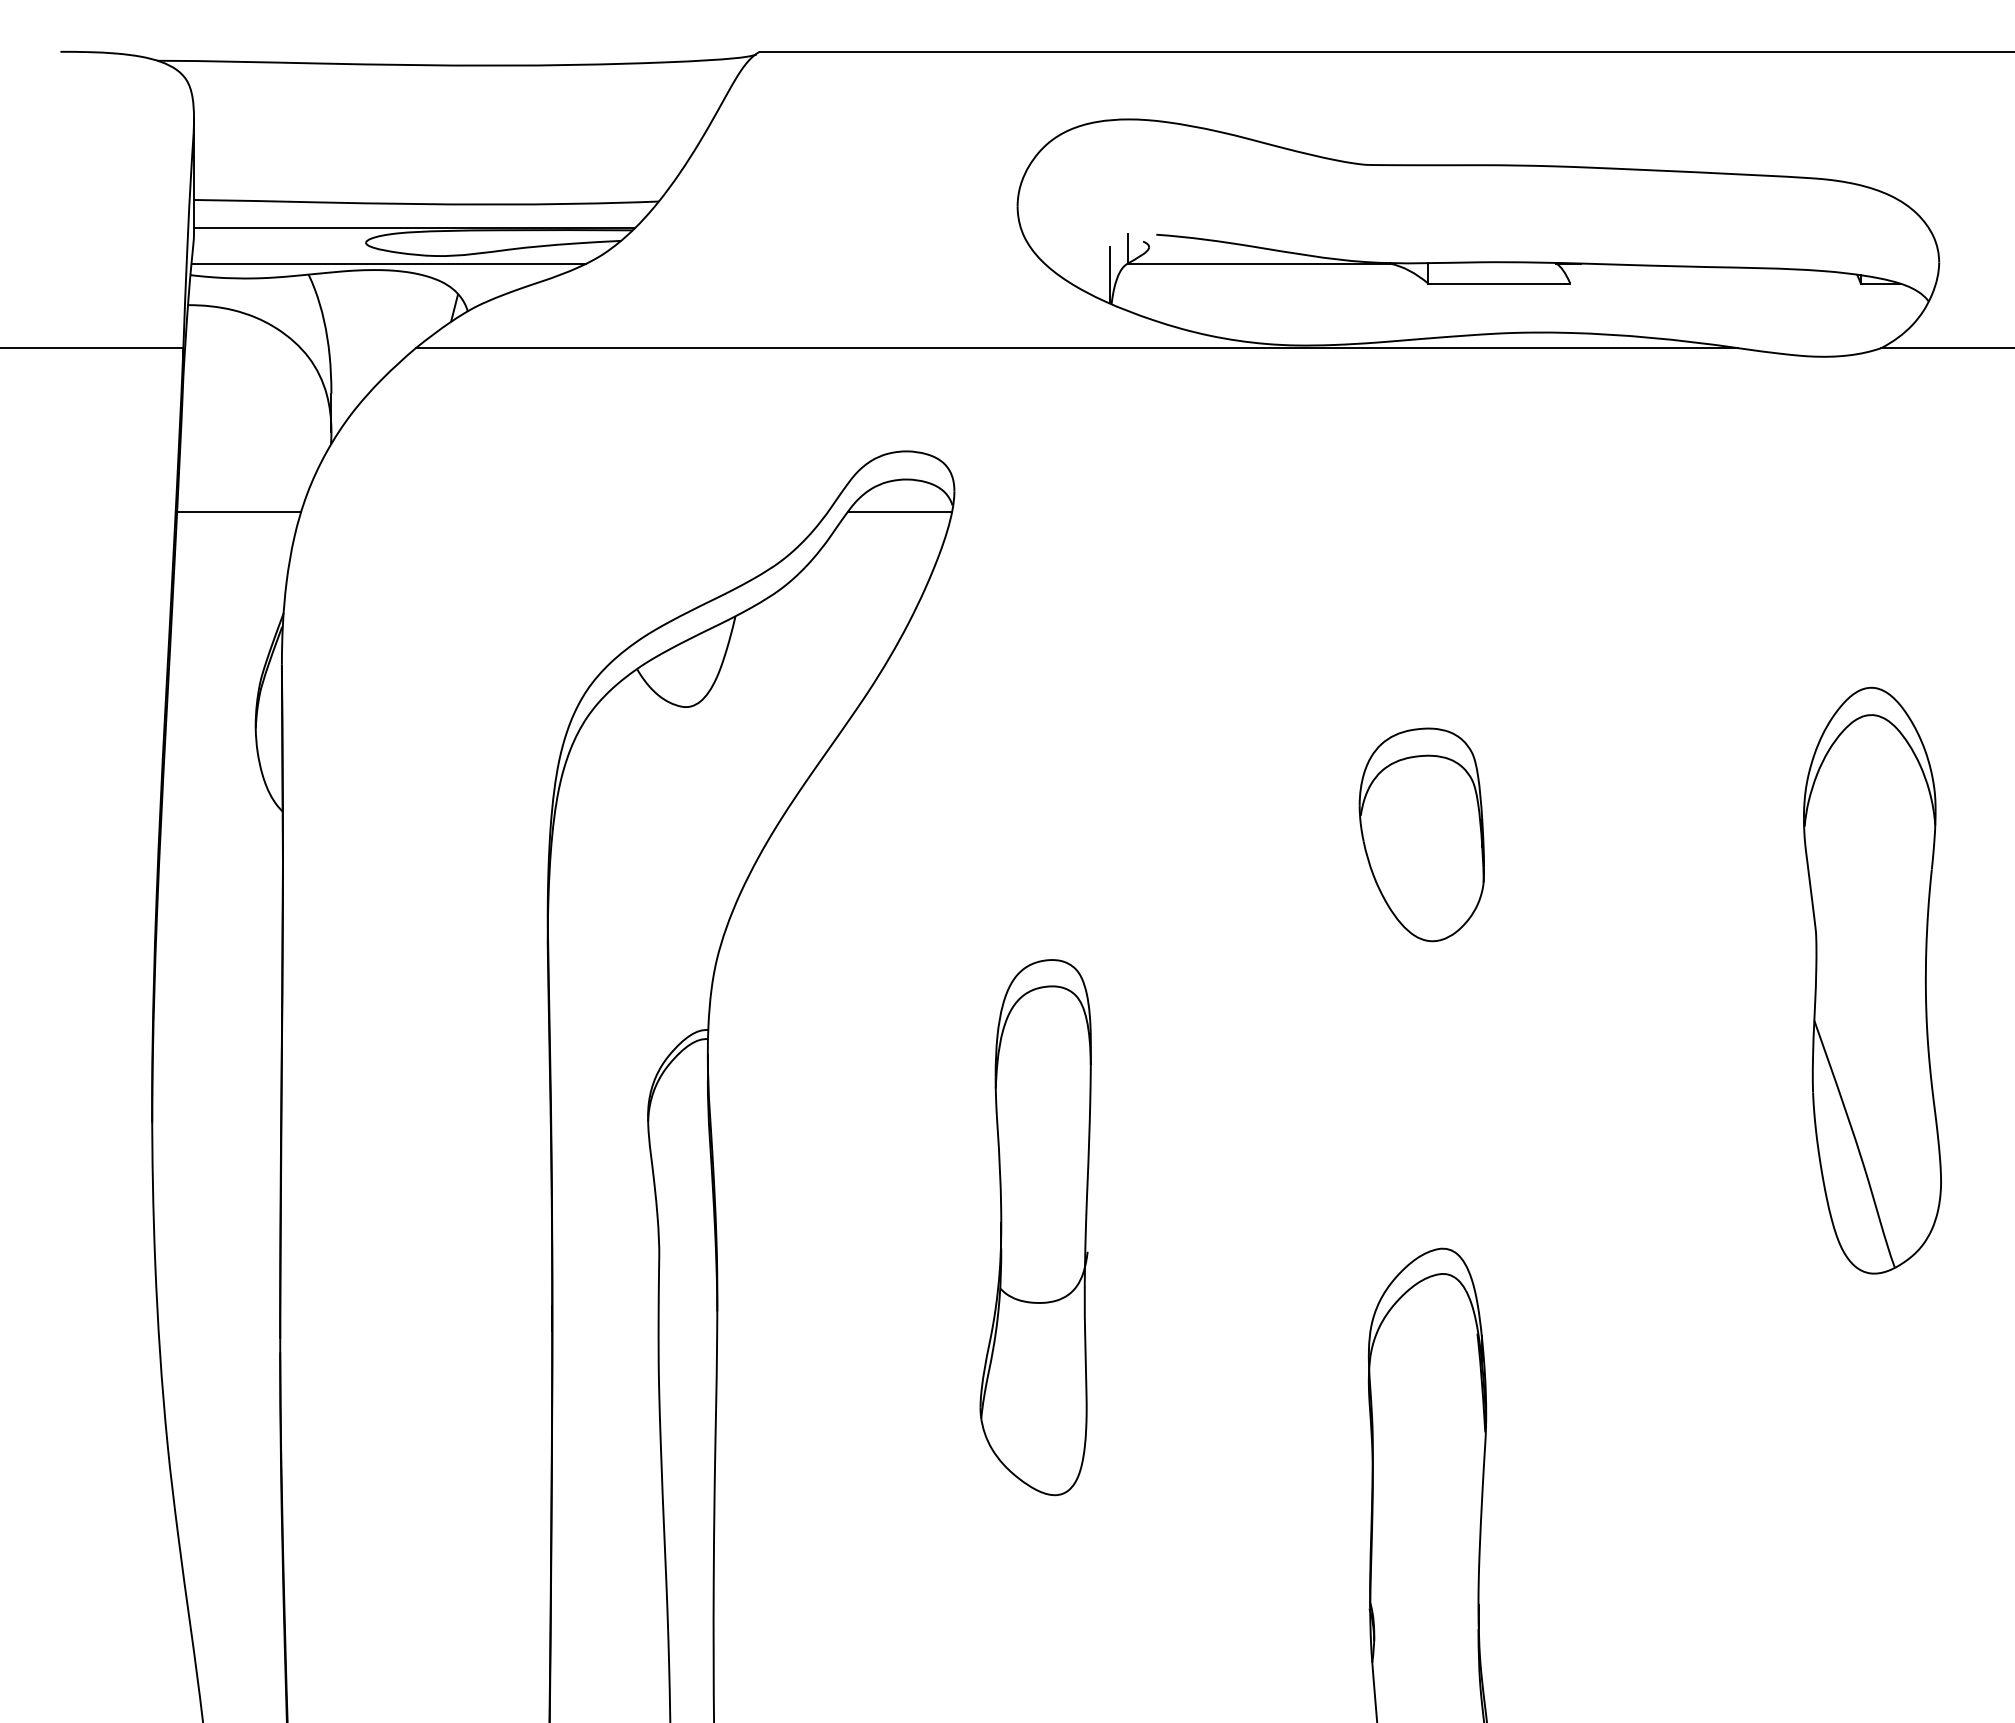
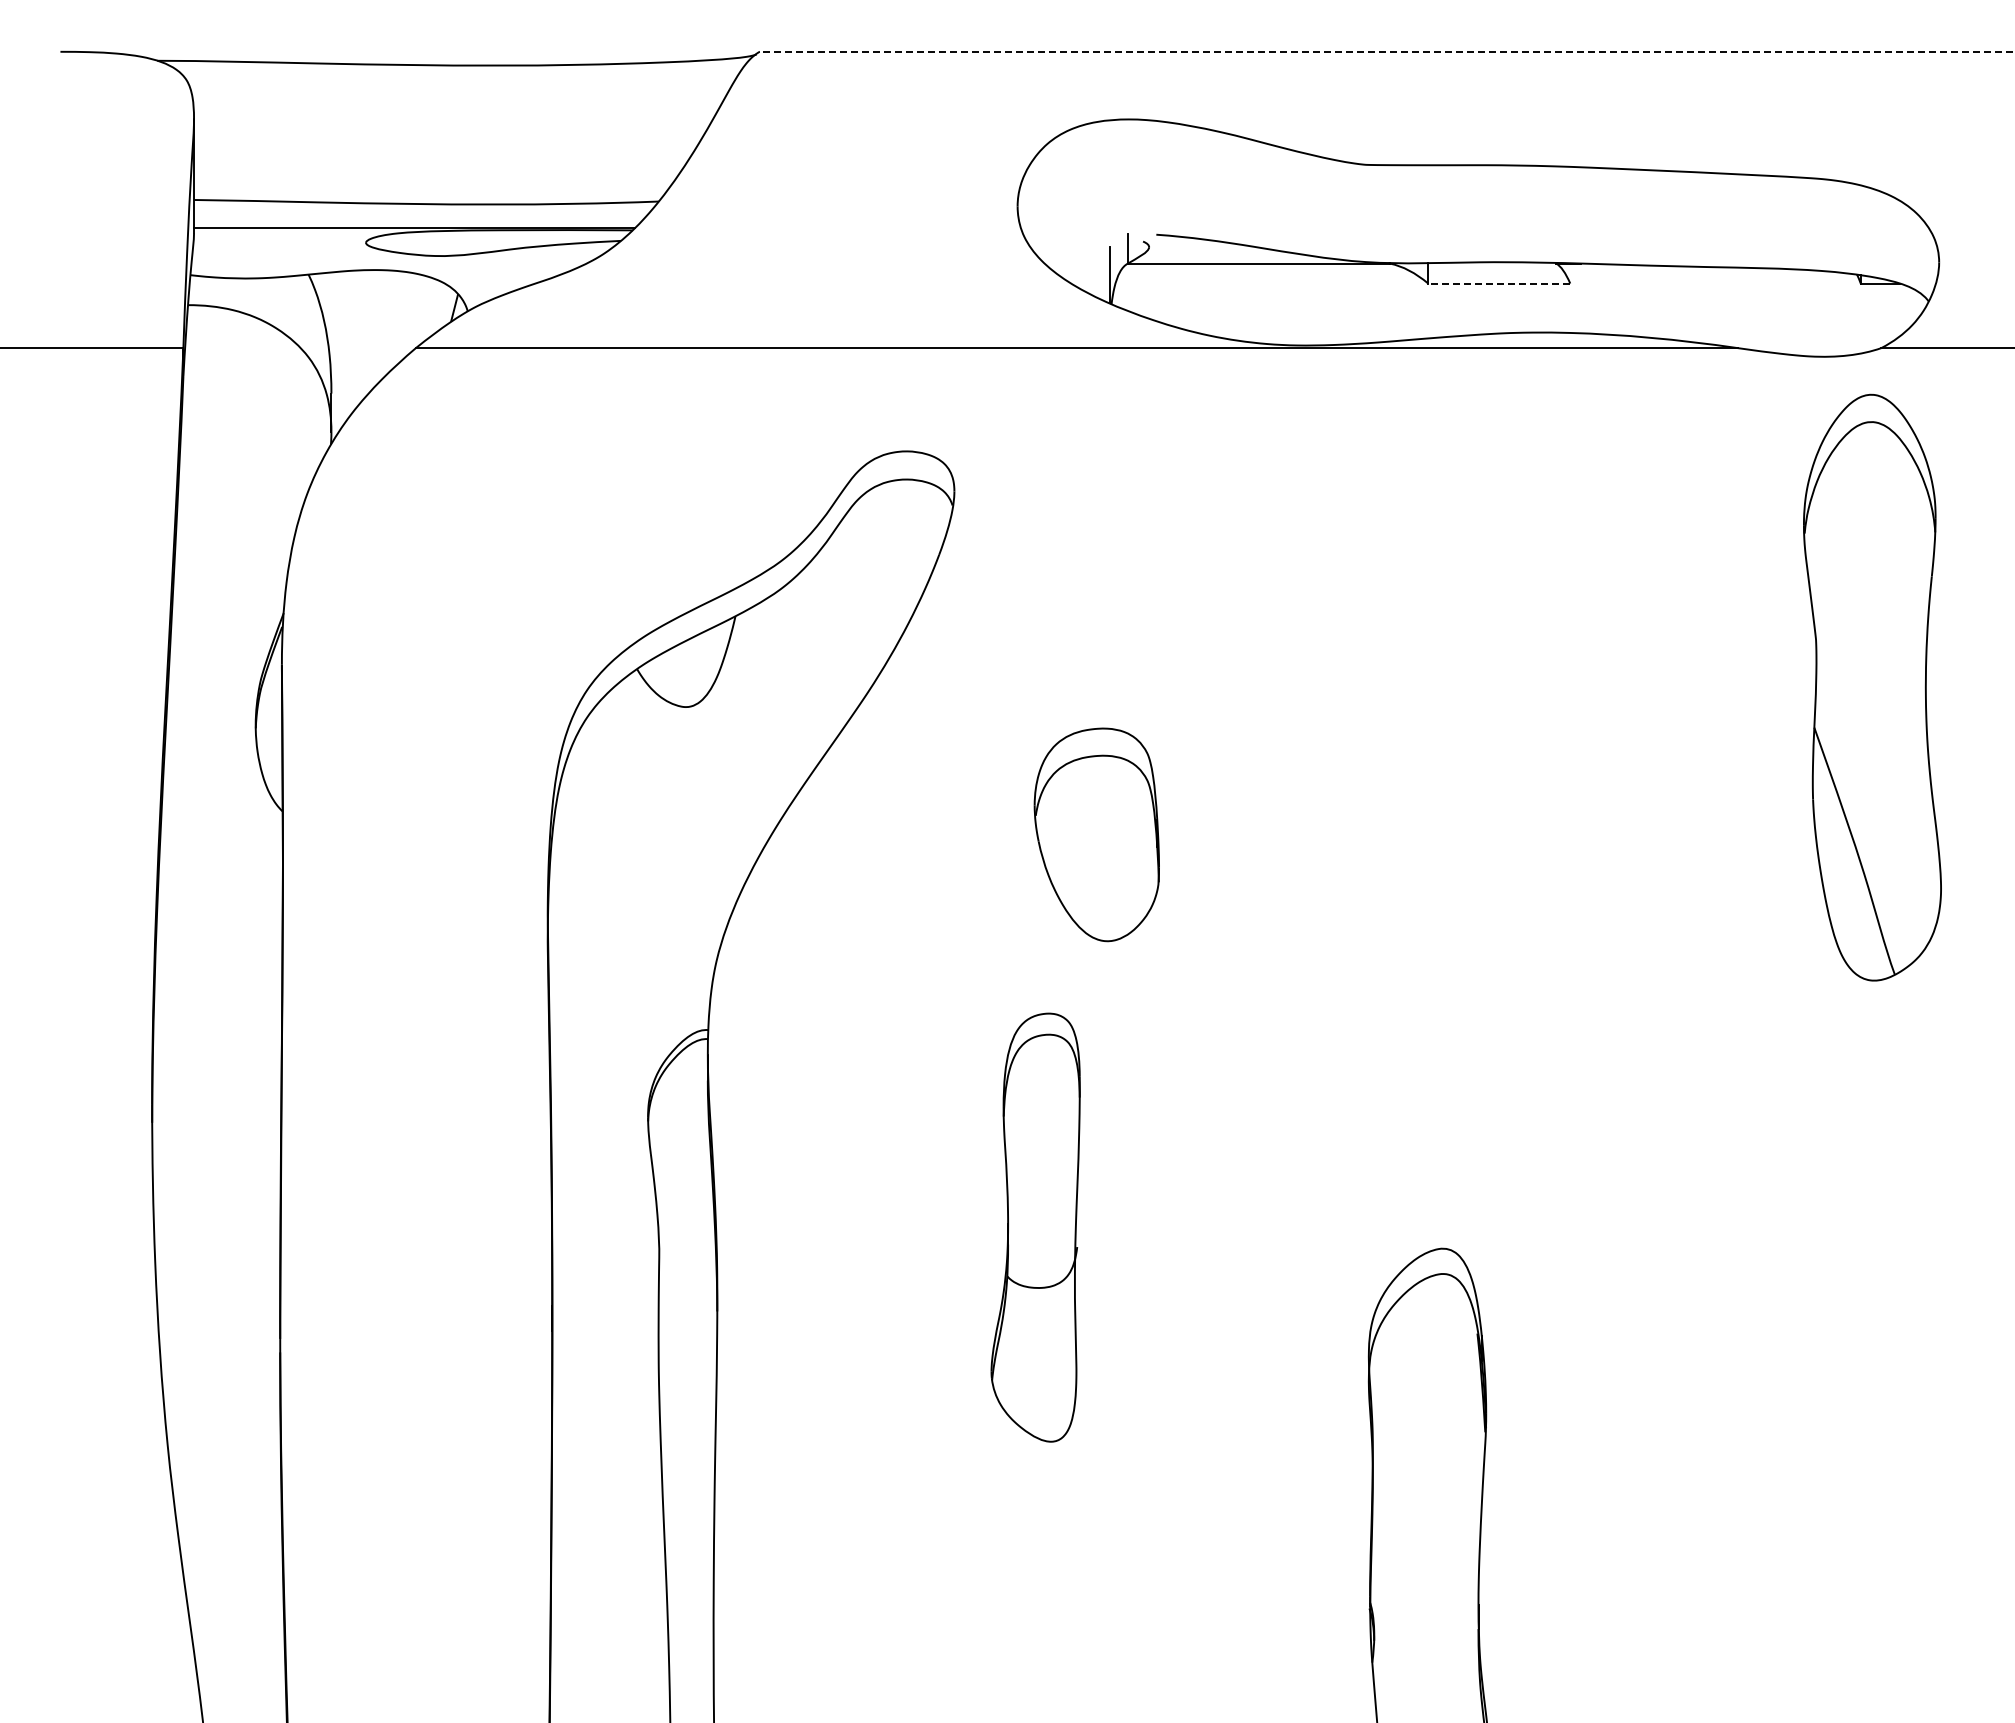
line: solid -> dashed (1386, 51)
line: present -> none (388, 263)
line: solid -> dashed (1498, 283)
line: present -> none (239, 511)
line: present -> none (900, 511)
part position: (1421, 834) -> (1096, 834) (1096, 834)
part position: (1872, 980) -> (1872, 687) (1872, 687)
part size: 113x538 px -> 91x431 px (1035, 1227)
